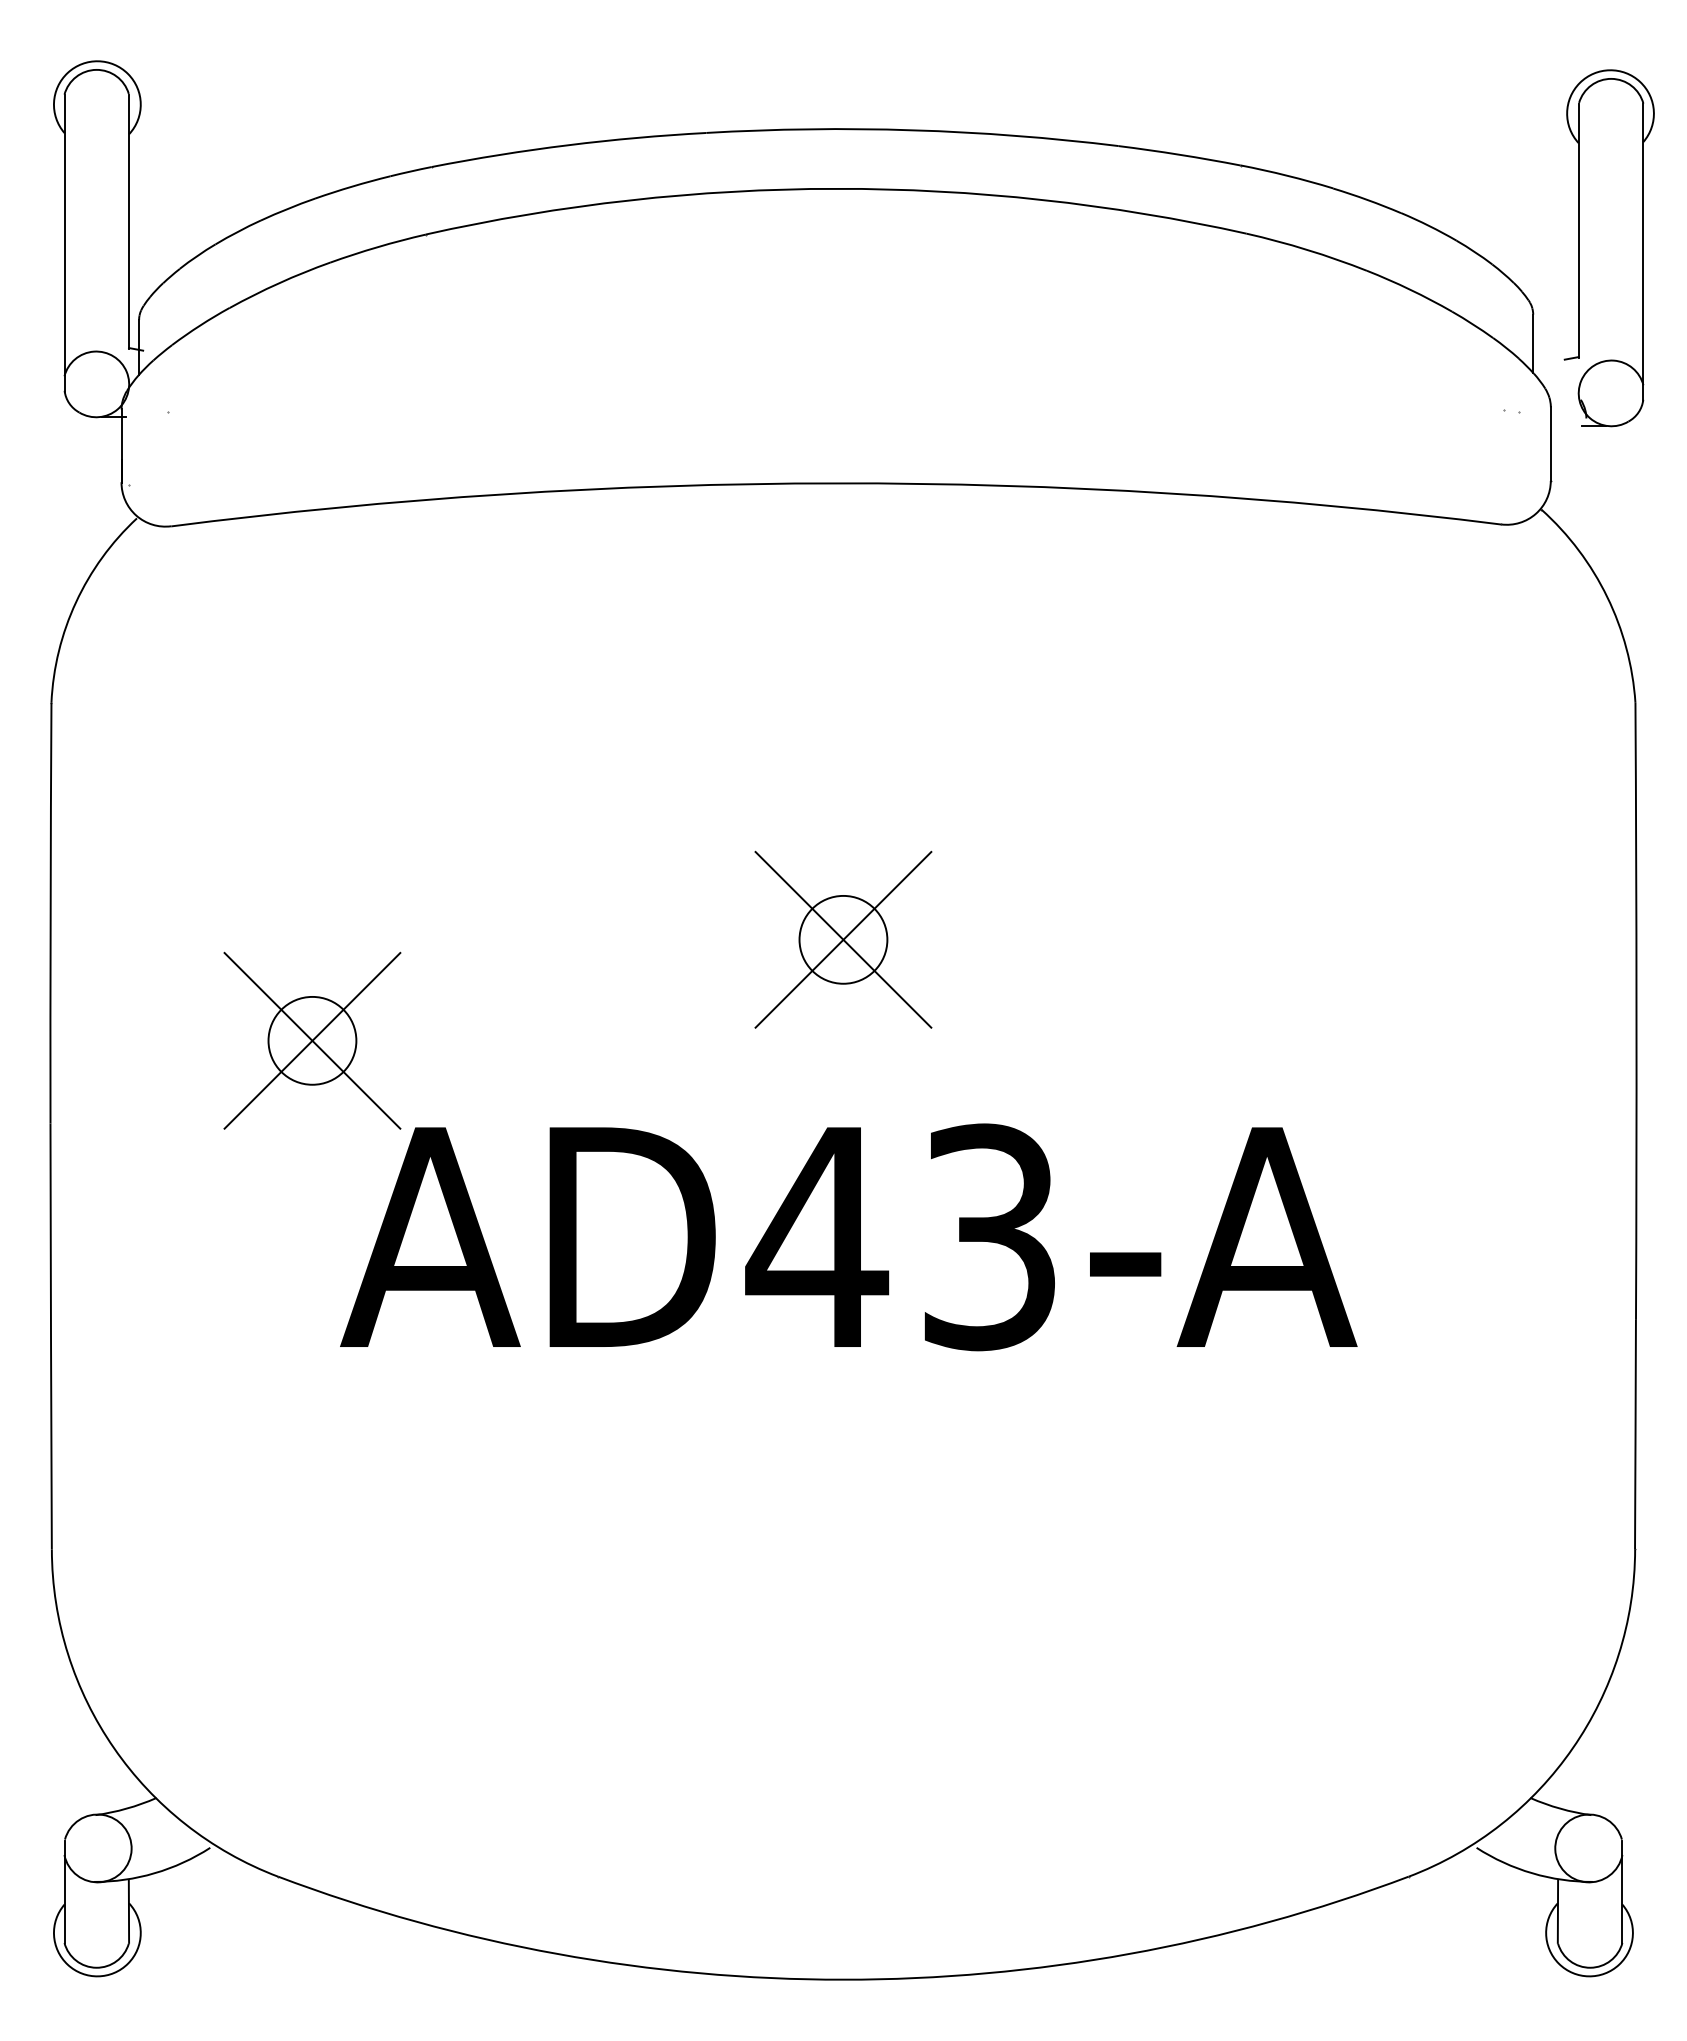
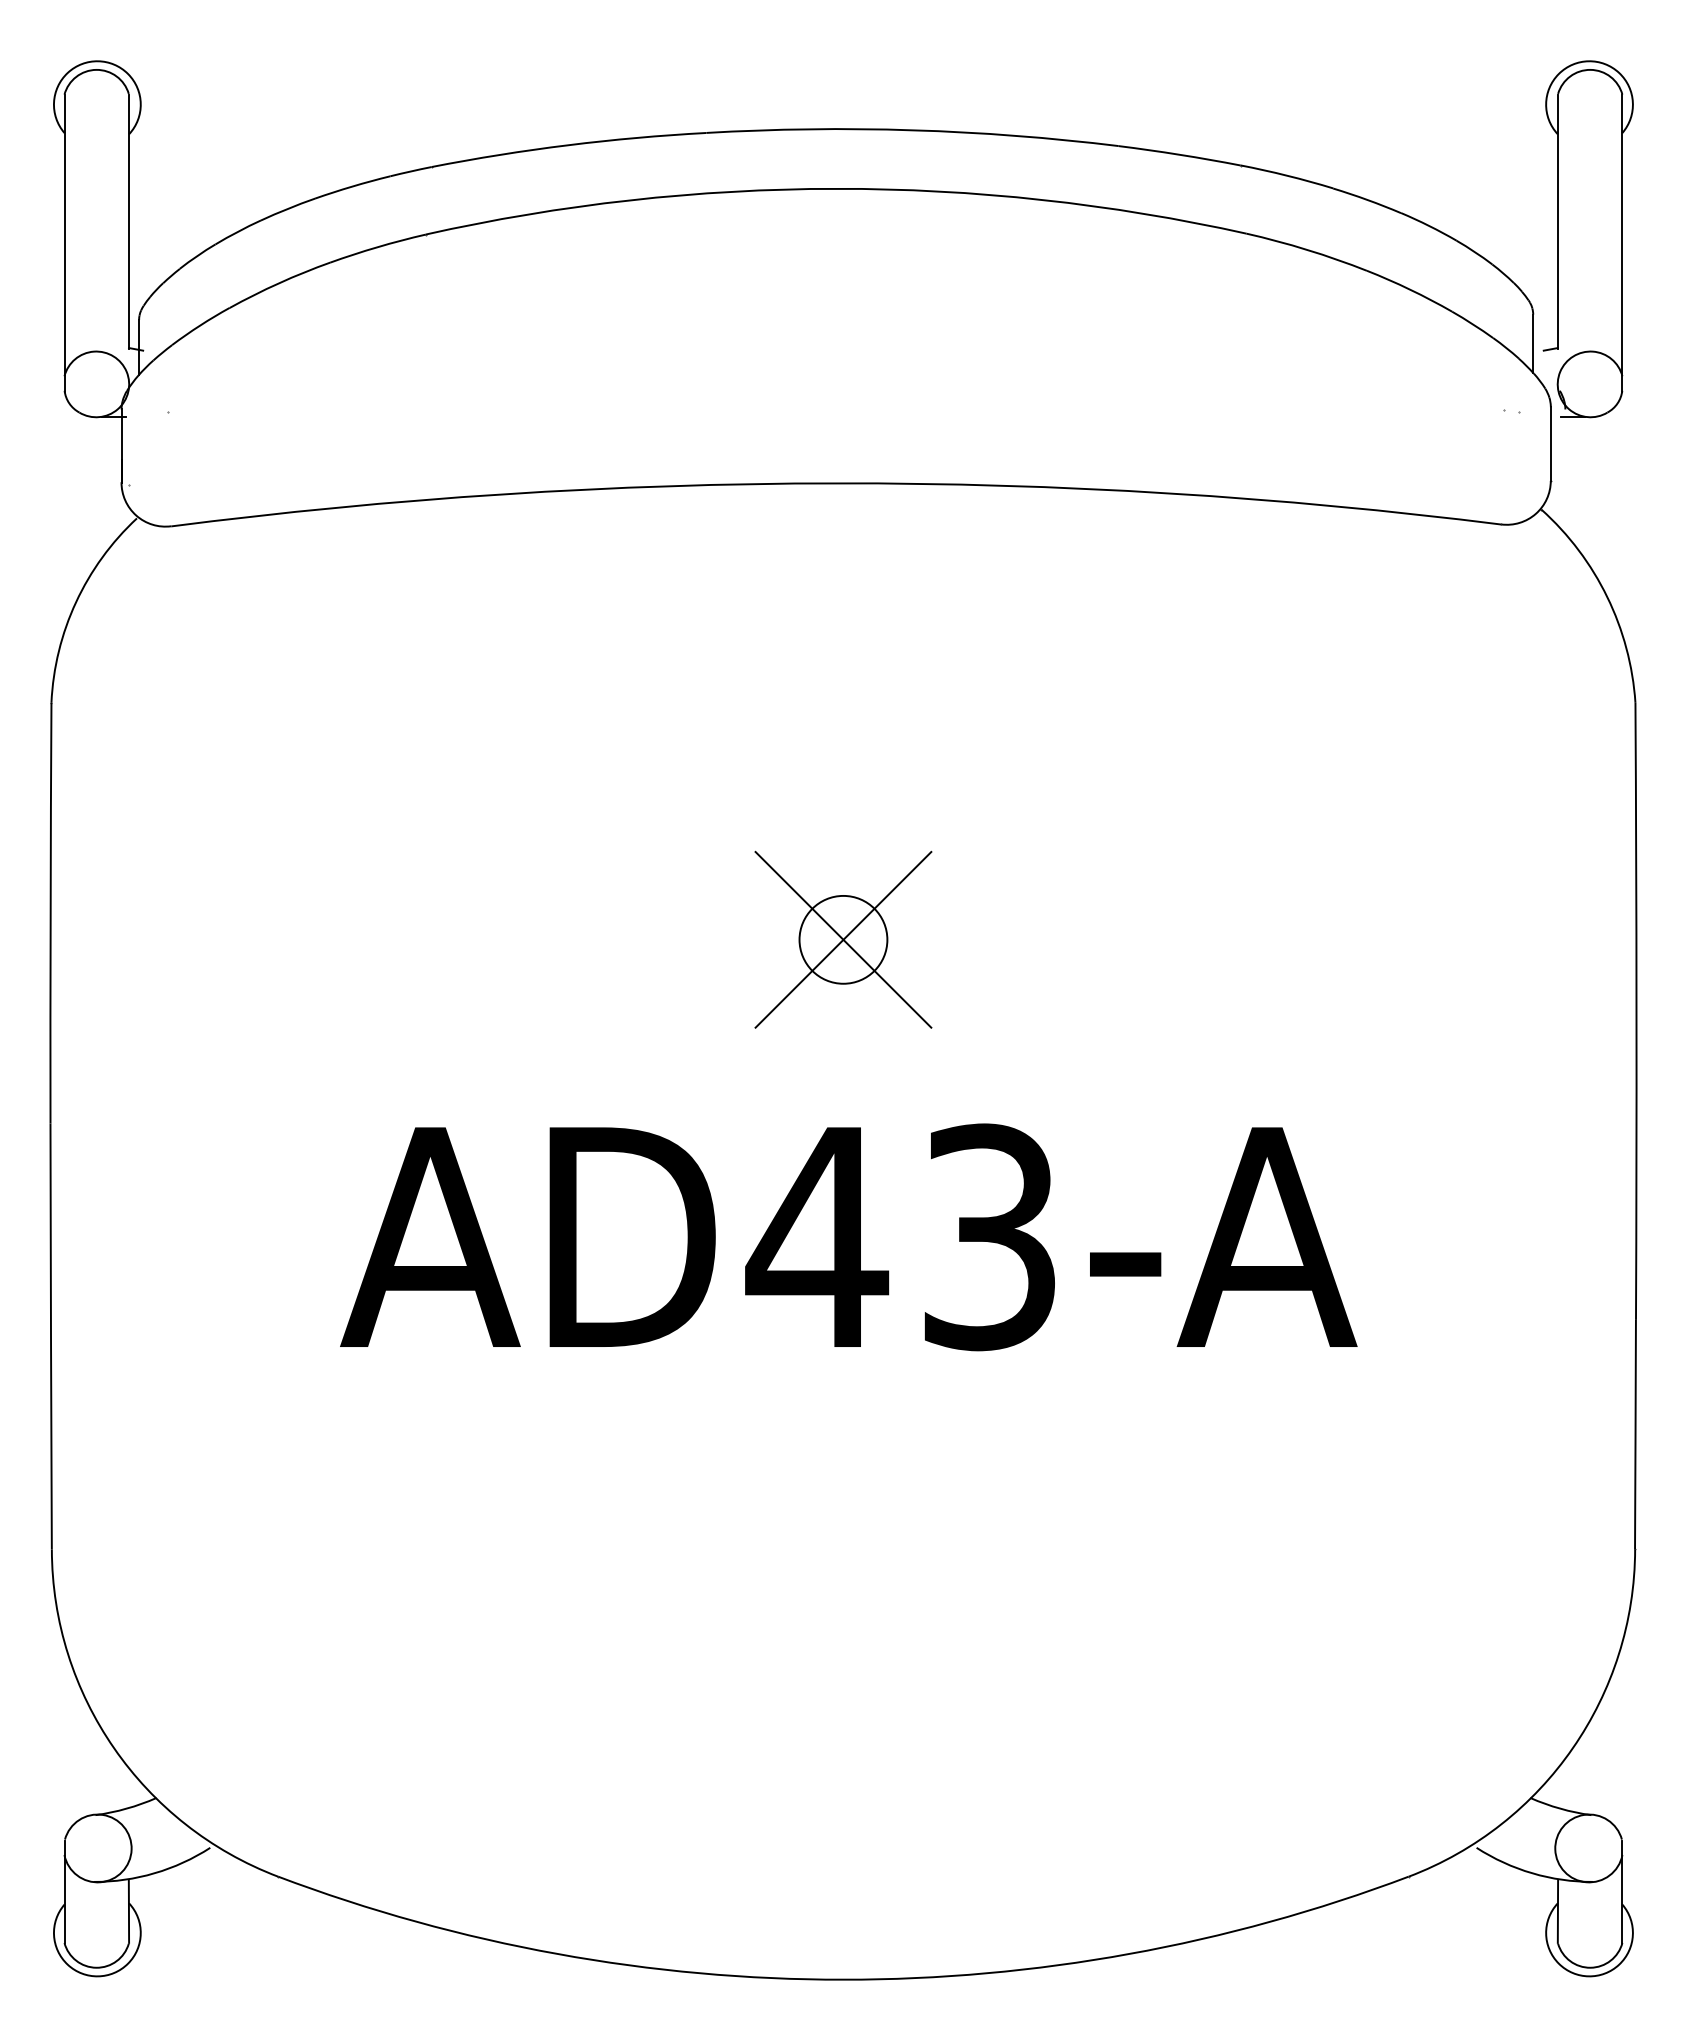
part position: (1579, 248) -> (1558, 239) (1558, 239)
part: present -> none (312, 1040)
